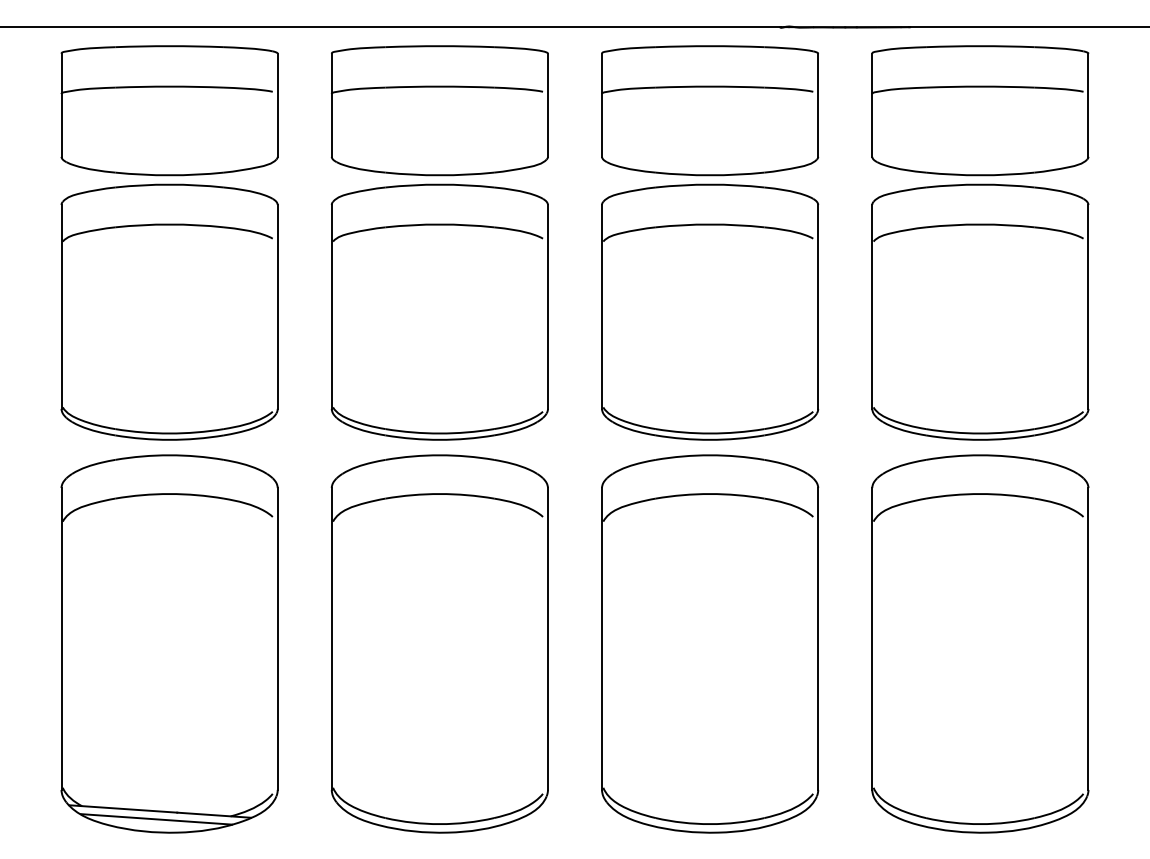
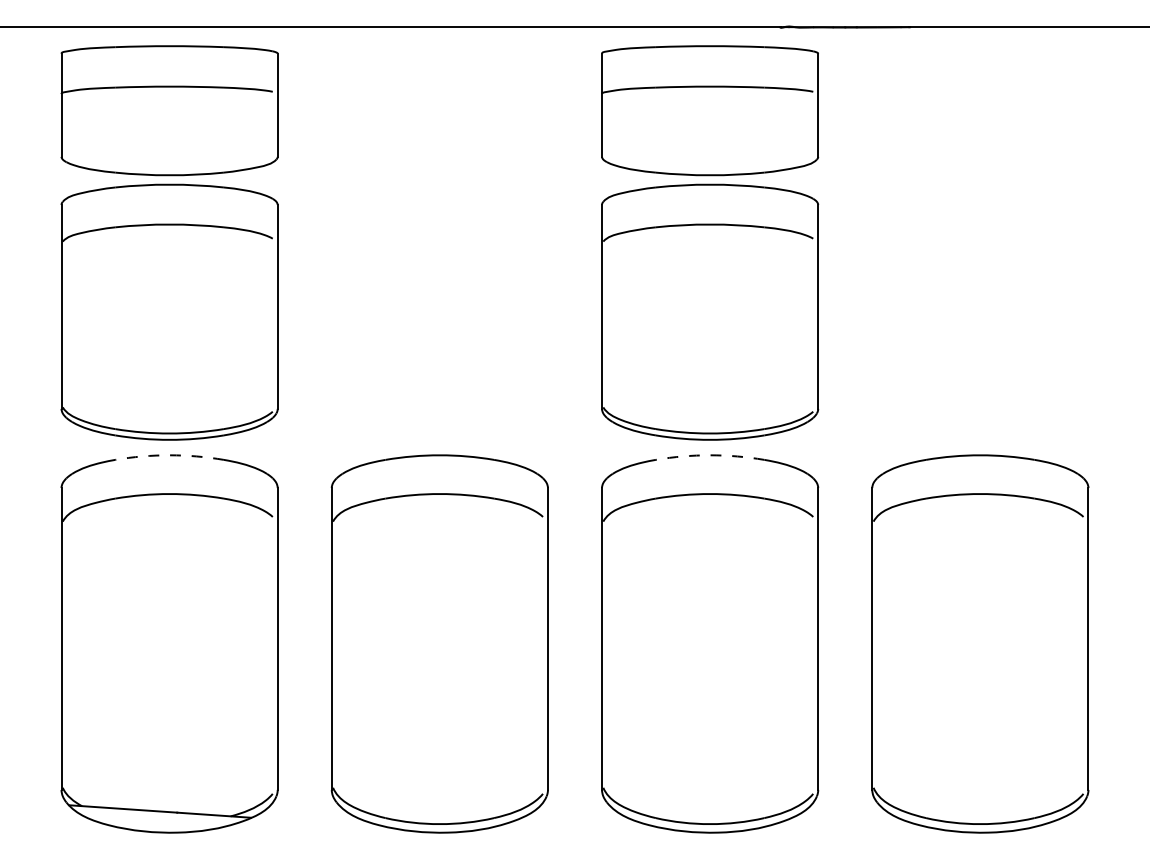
part: present -> none (439, 242)
part: present -> none (980, 242)
arc: solid -> dashed (169, 455)
arc: solid -> dashed (710, 455)
line: present -> none (156, 819)
